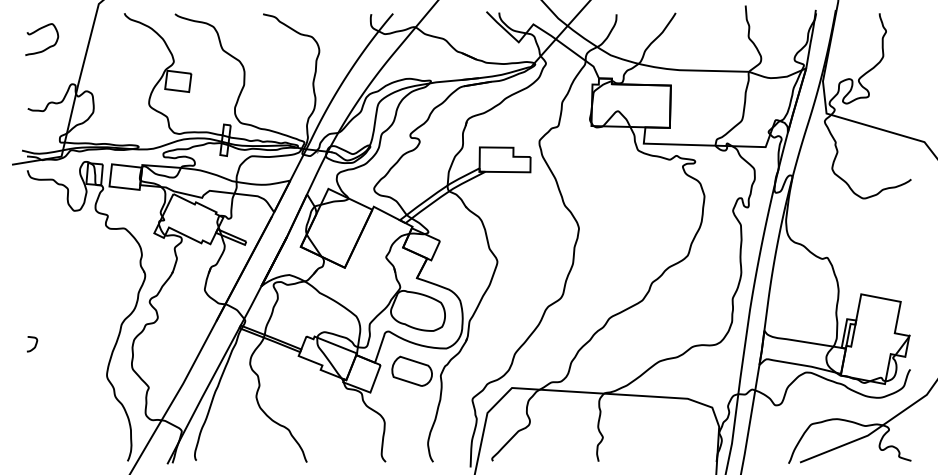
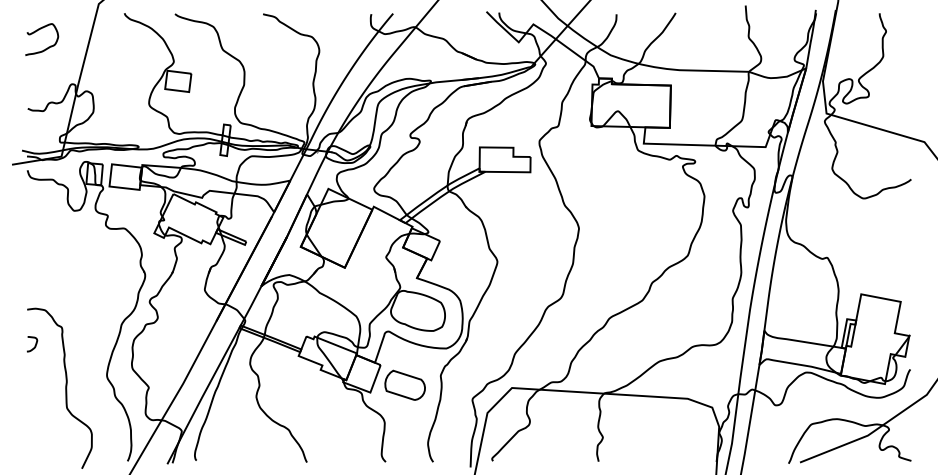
part position: (411, 370) -> (404, 384) (404, 384)
curve: none -> present (65, 387)
